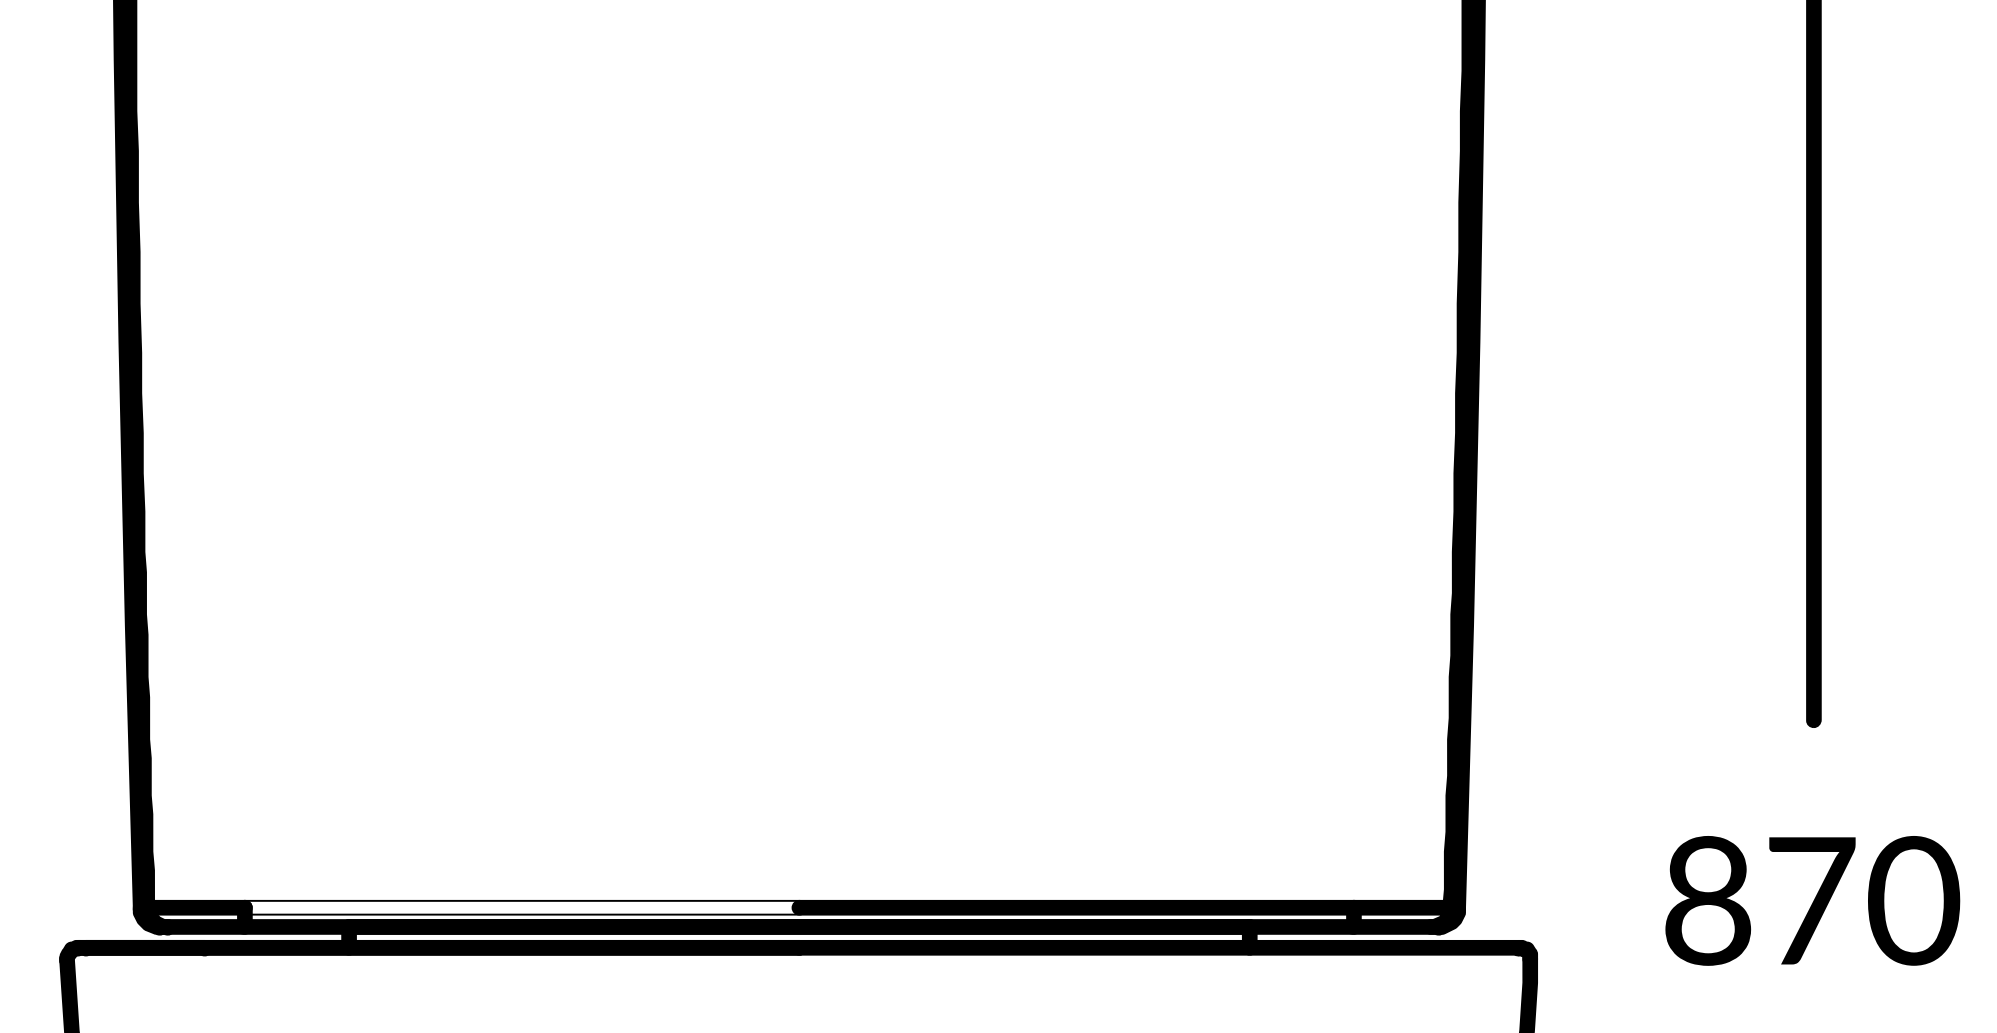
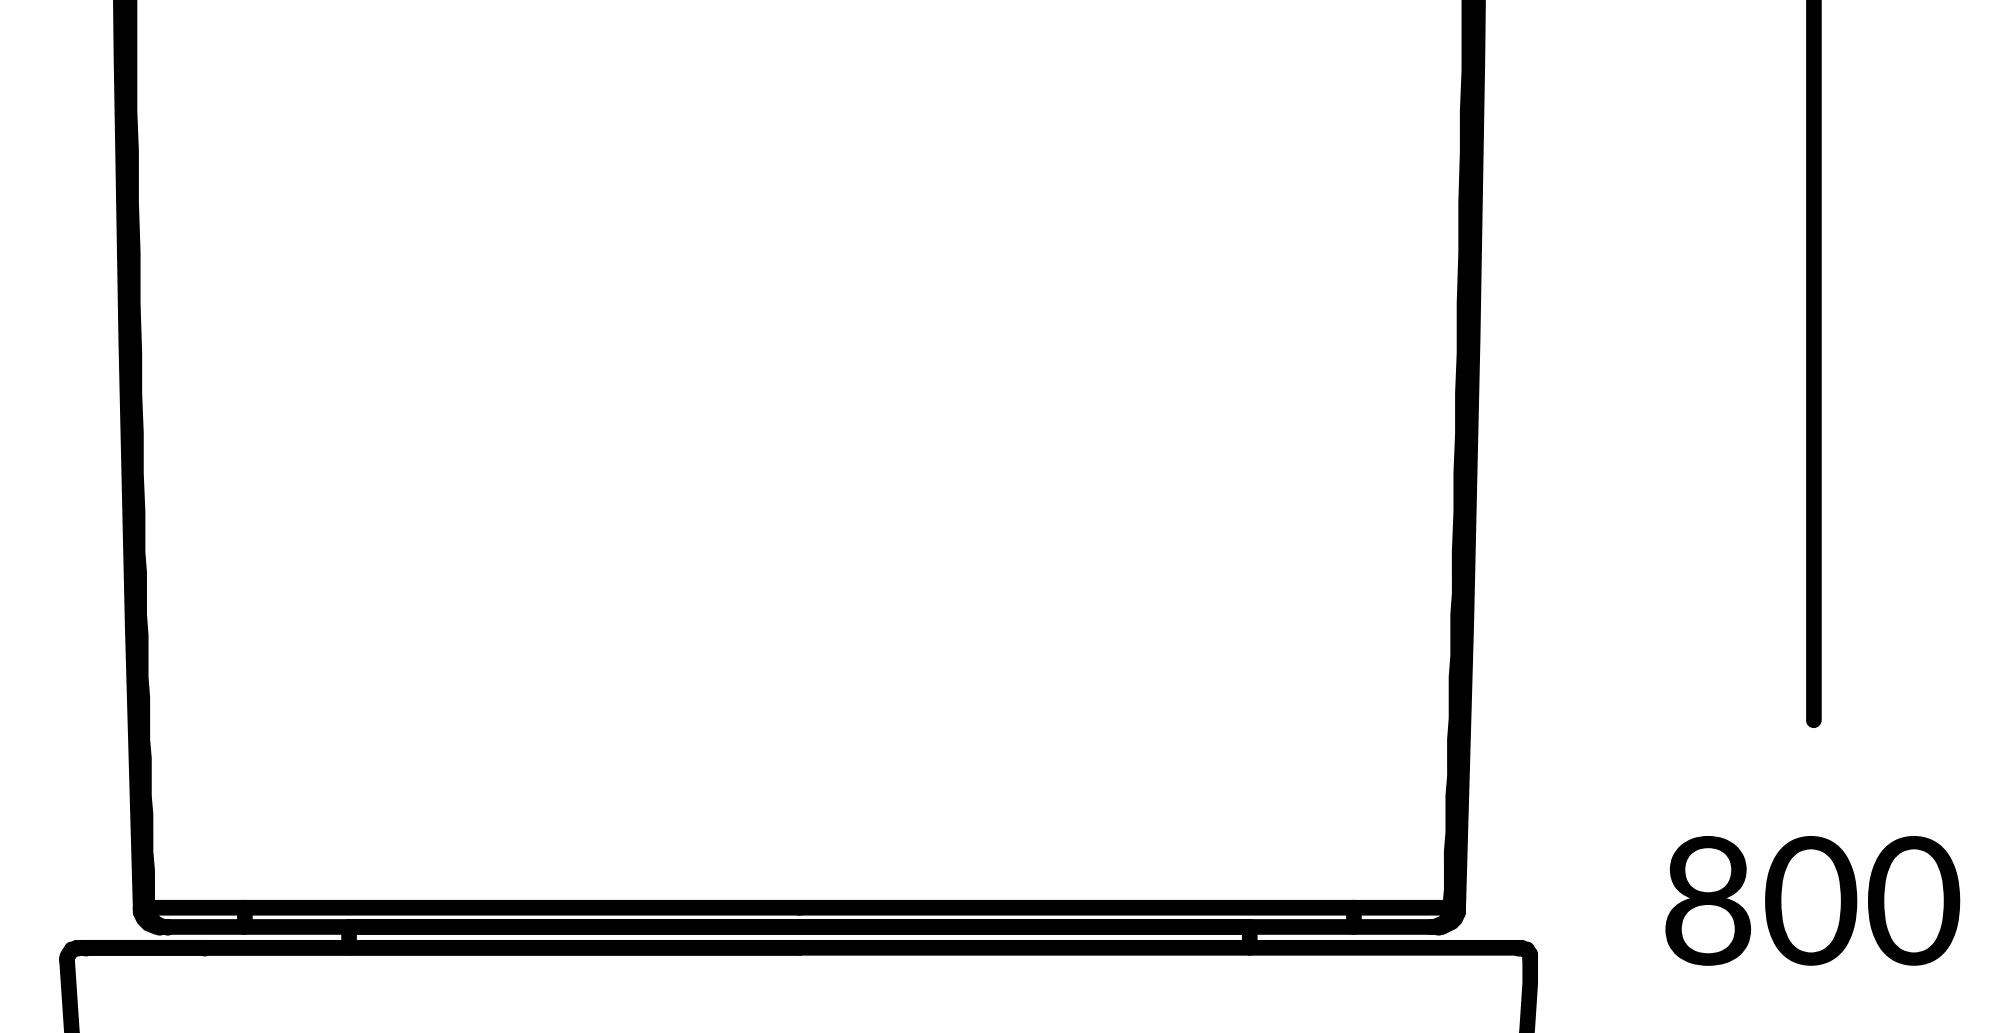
text: 870 -> 800 (1811, 900)
fill: none -> present (522, 907)
